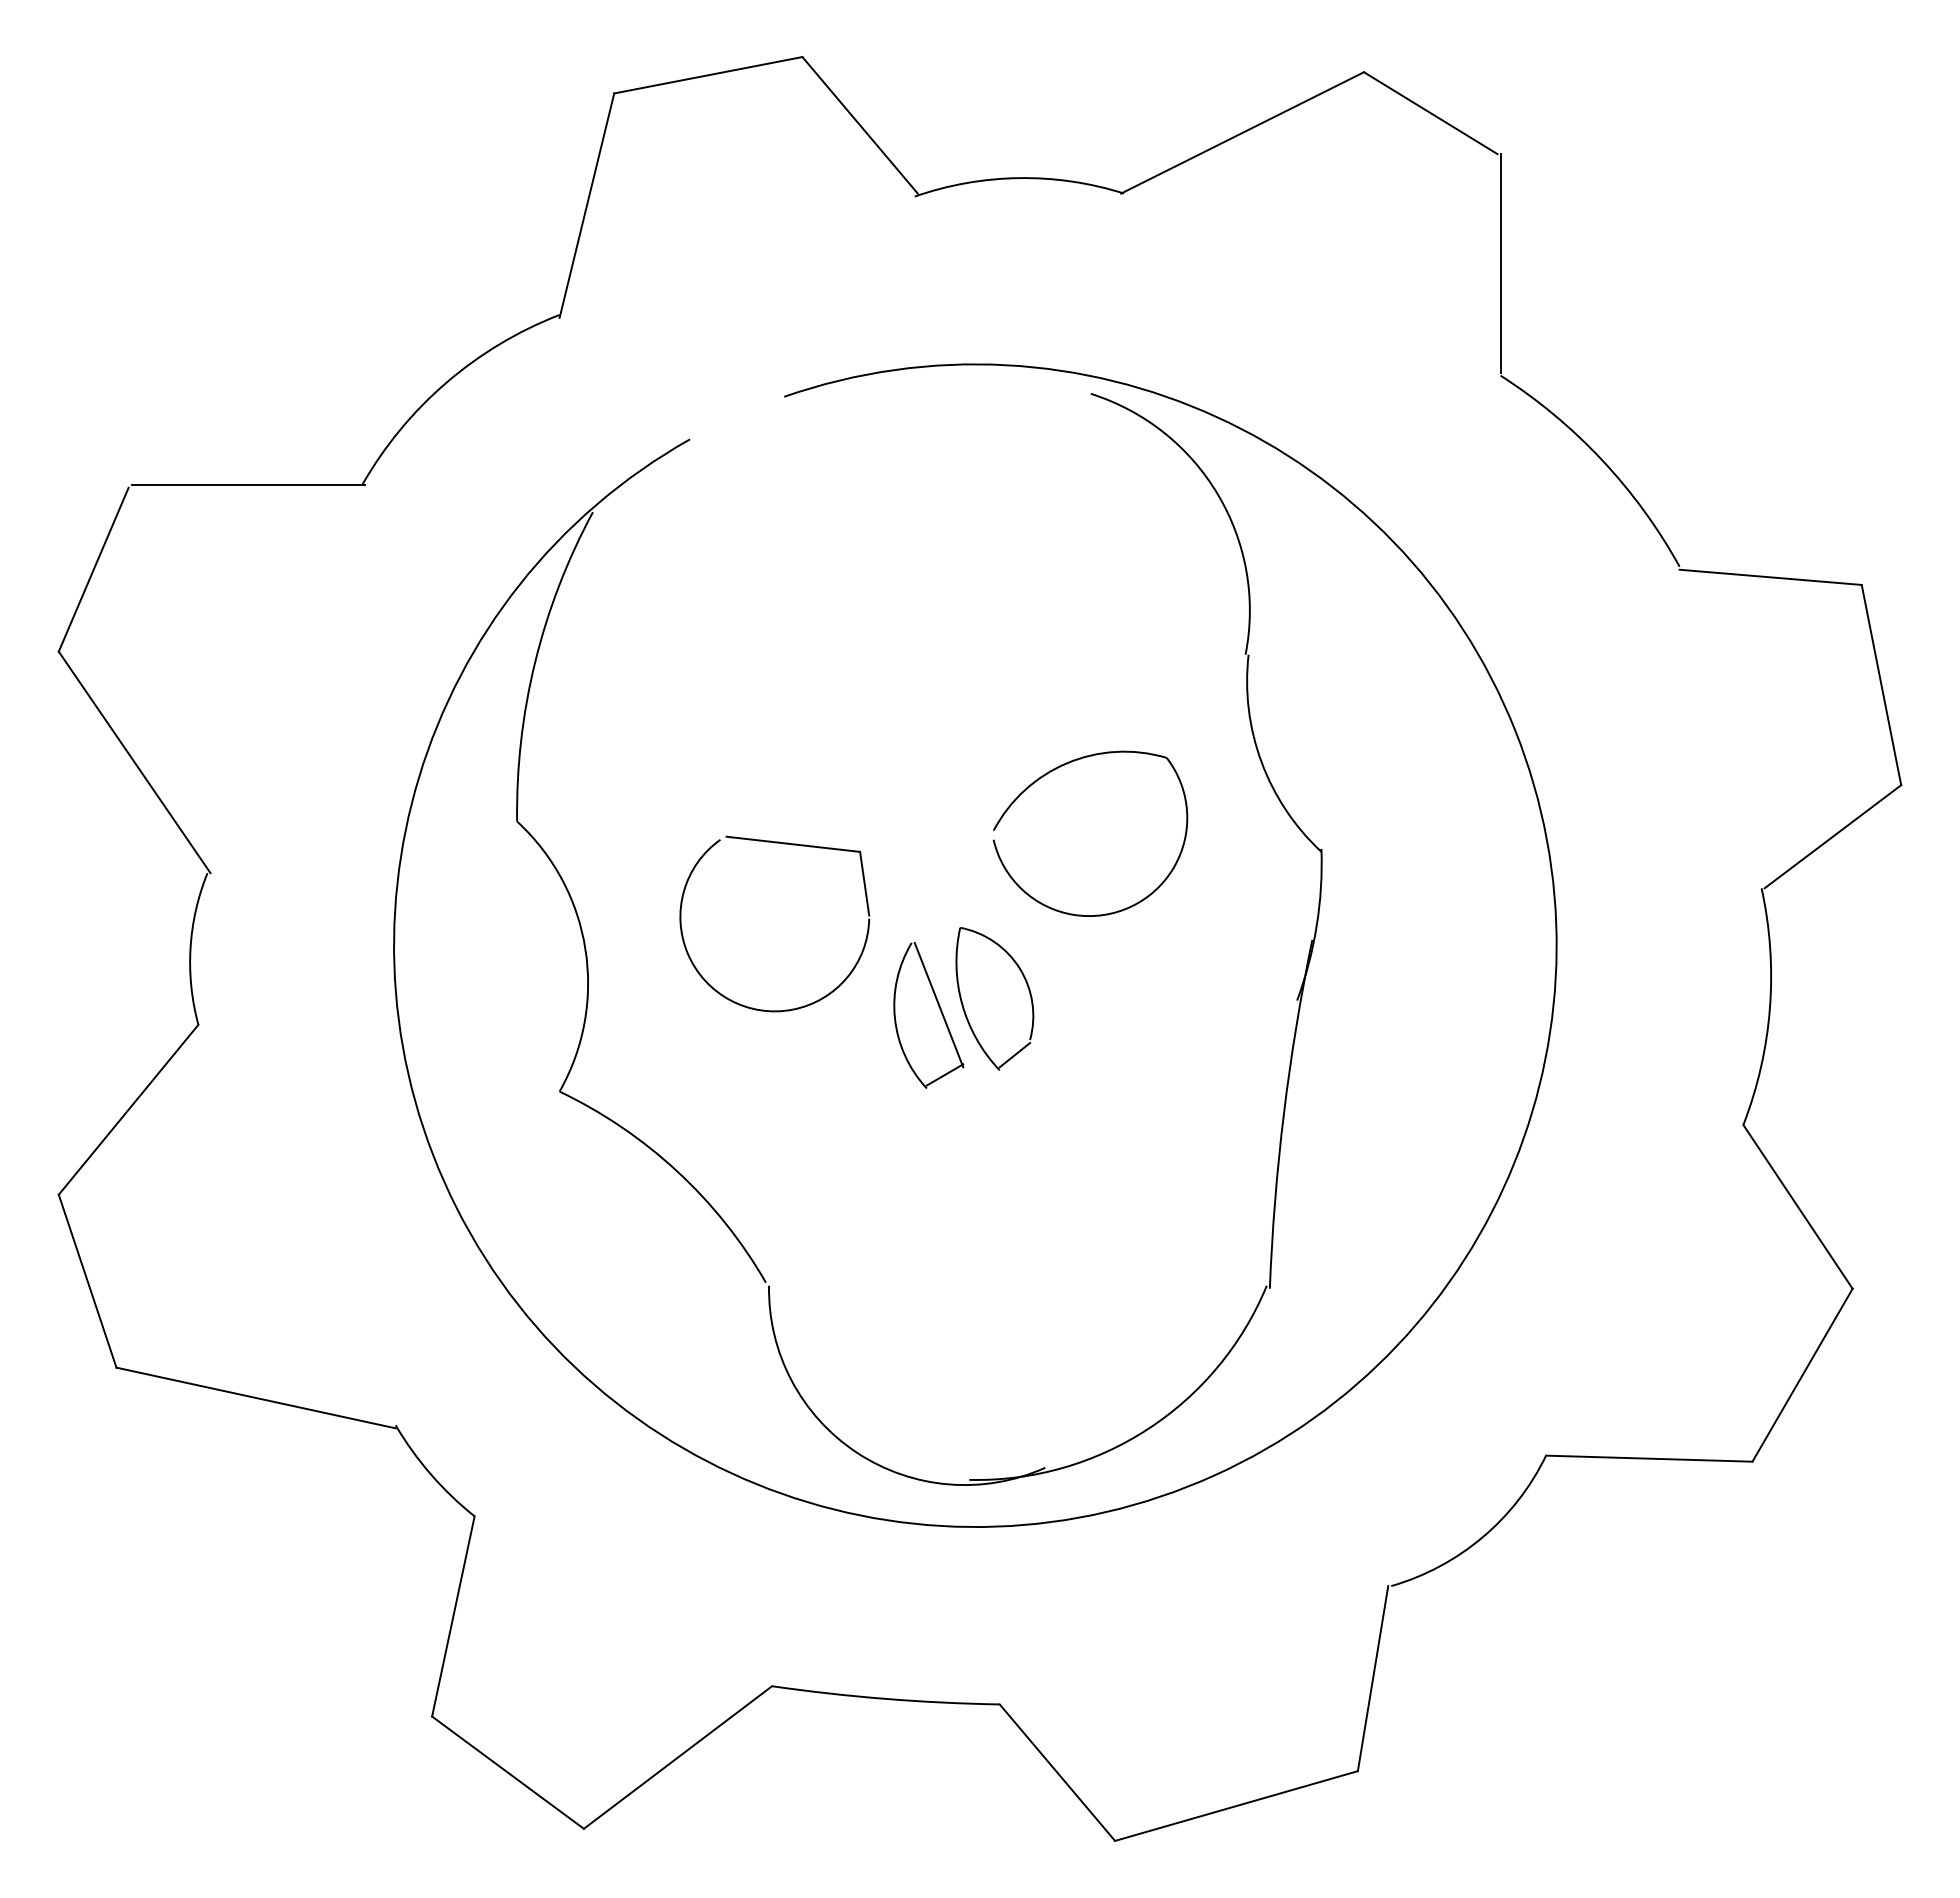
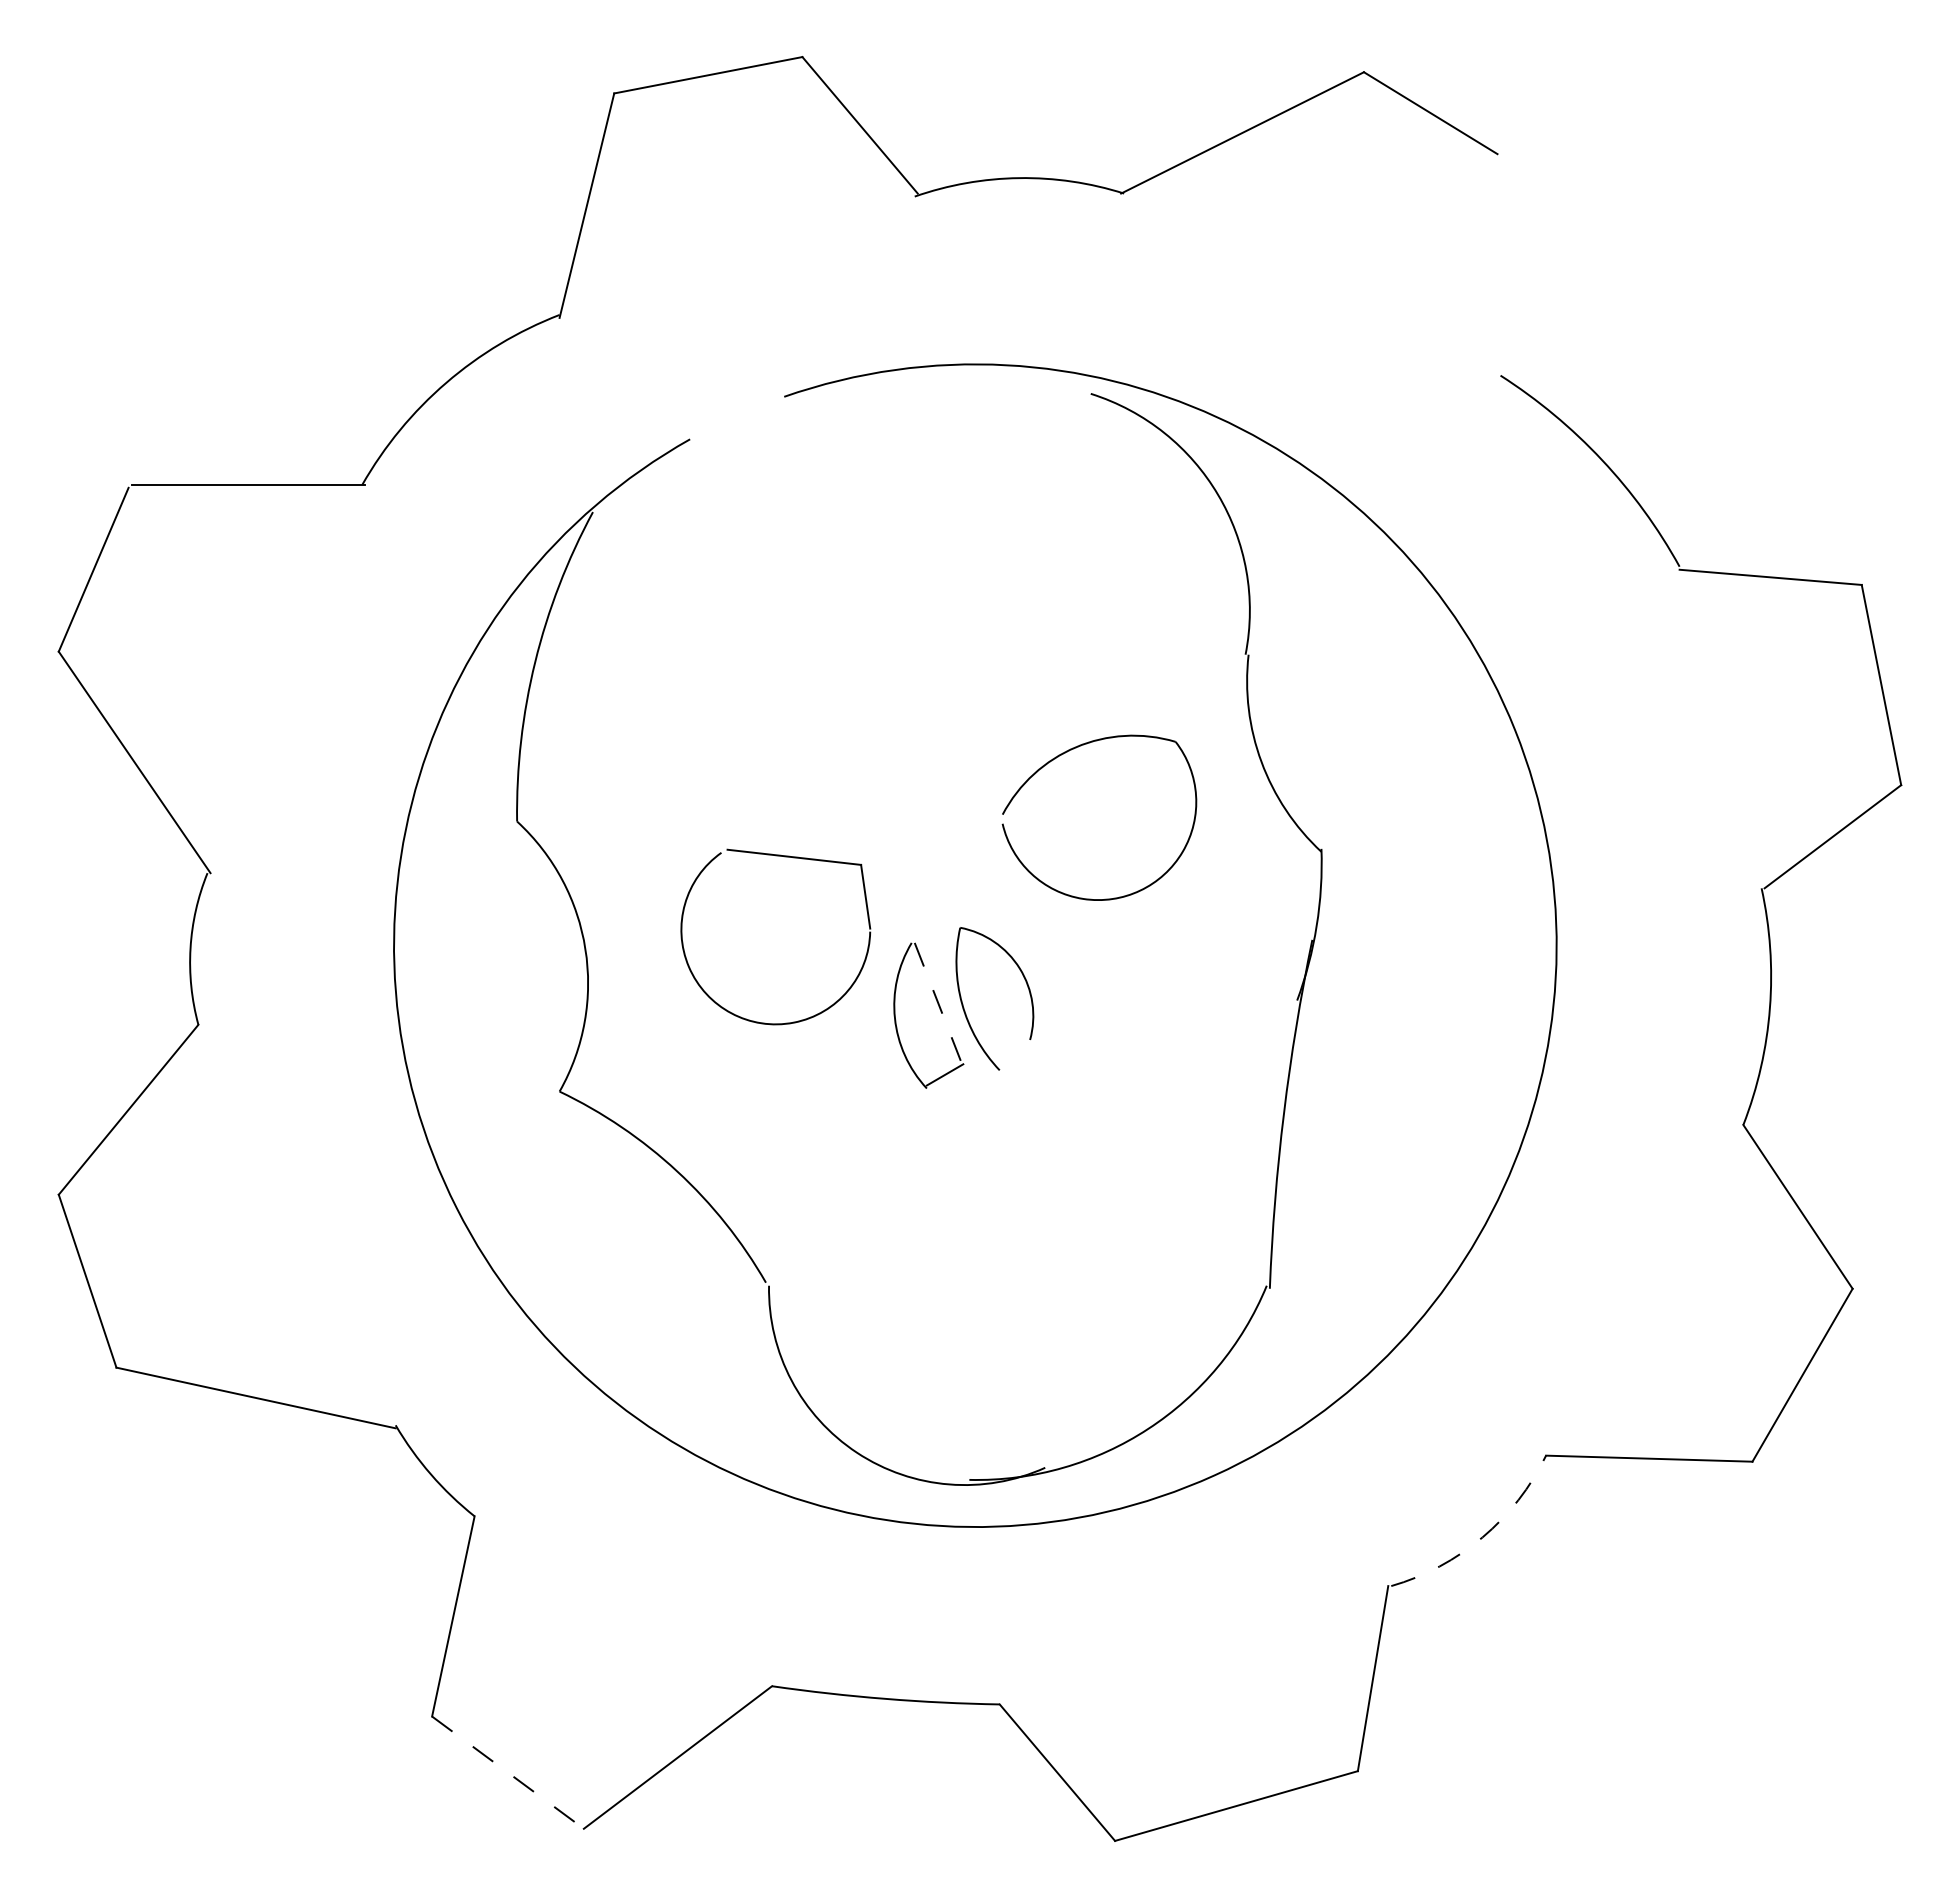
line: present -> none (1500, 263)
part position: (1058, 768) -> (1067, 752) (1067, 752)
part position: (783, 844) -> (784, 857) (784, 857)
line: solid -> dashed (939, 1005)
line: present -> none (1014, 1055)
arc: solid -> dashed (1482, 1537)
line: solid -> dashed (508, 1772)
